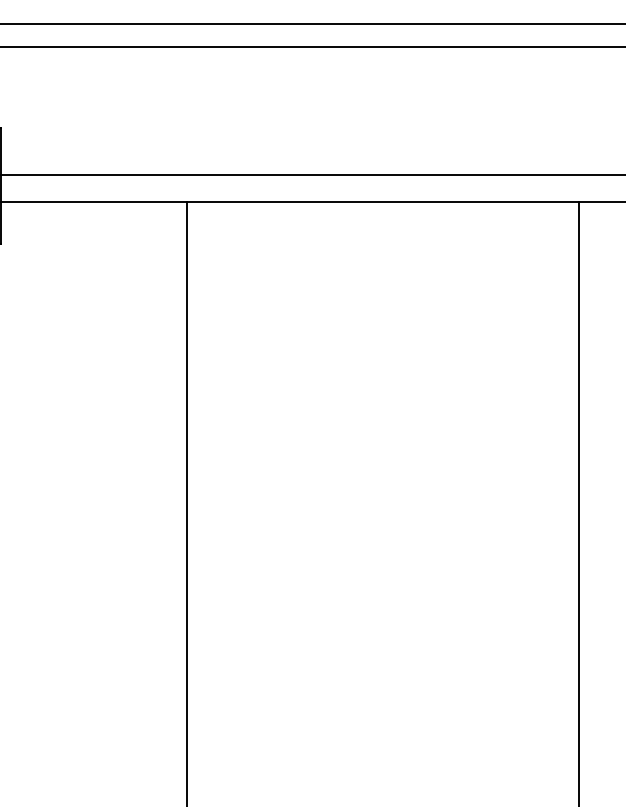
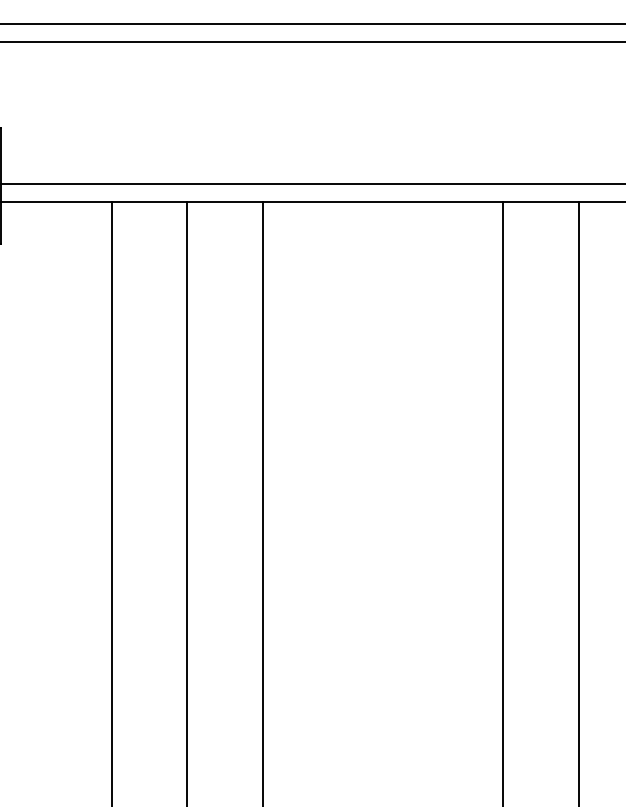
line position: (312, 46) -> (312, 41) (312, 41)
line position: (312, 174) -> (312, 183) (312, 183)
line: none -> present (111, 502)
line: none -> present (262, 502)
line: none -> present (503, 502)
